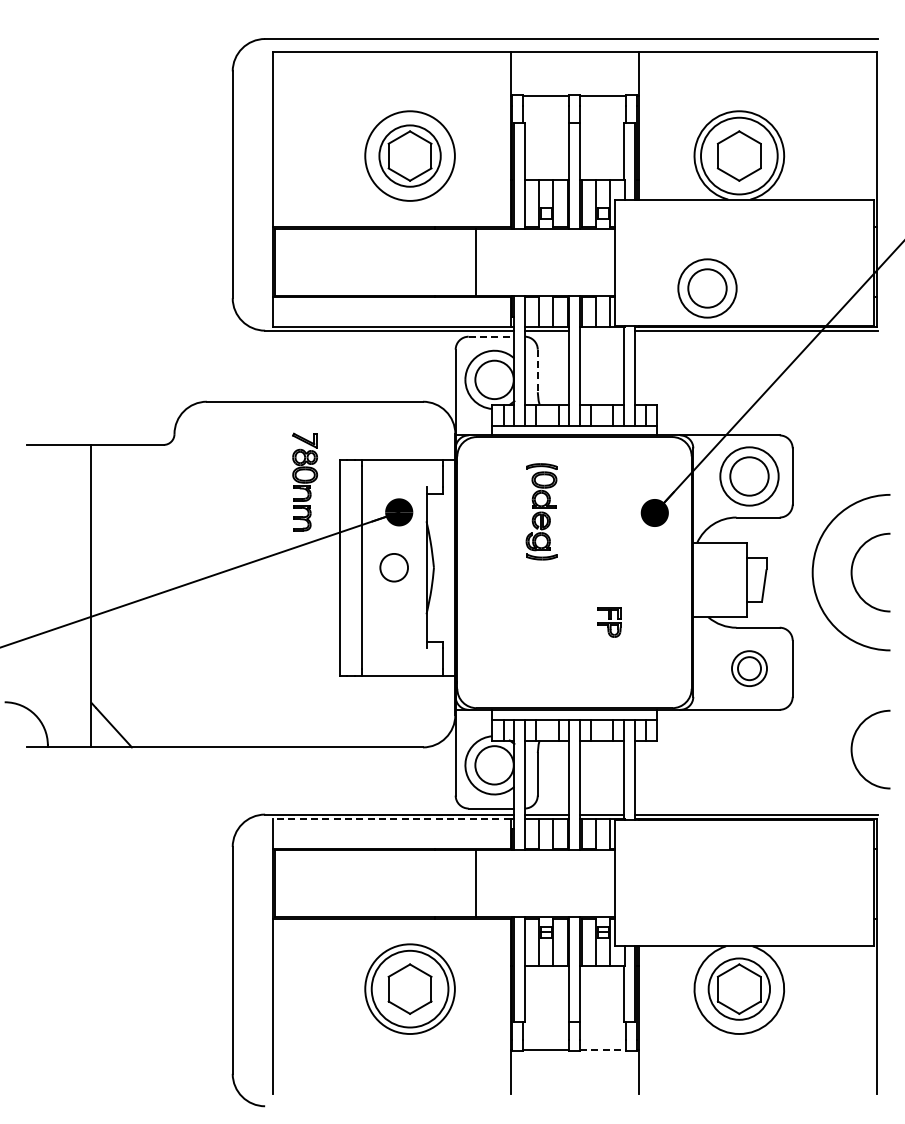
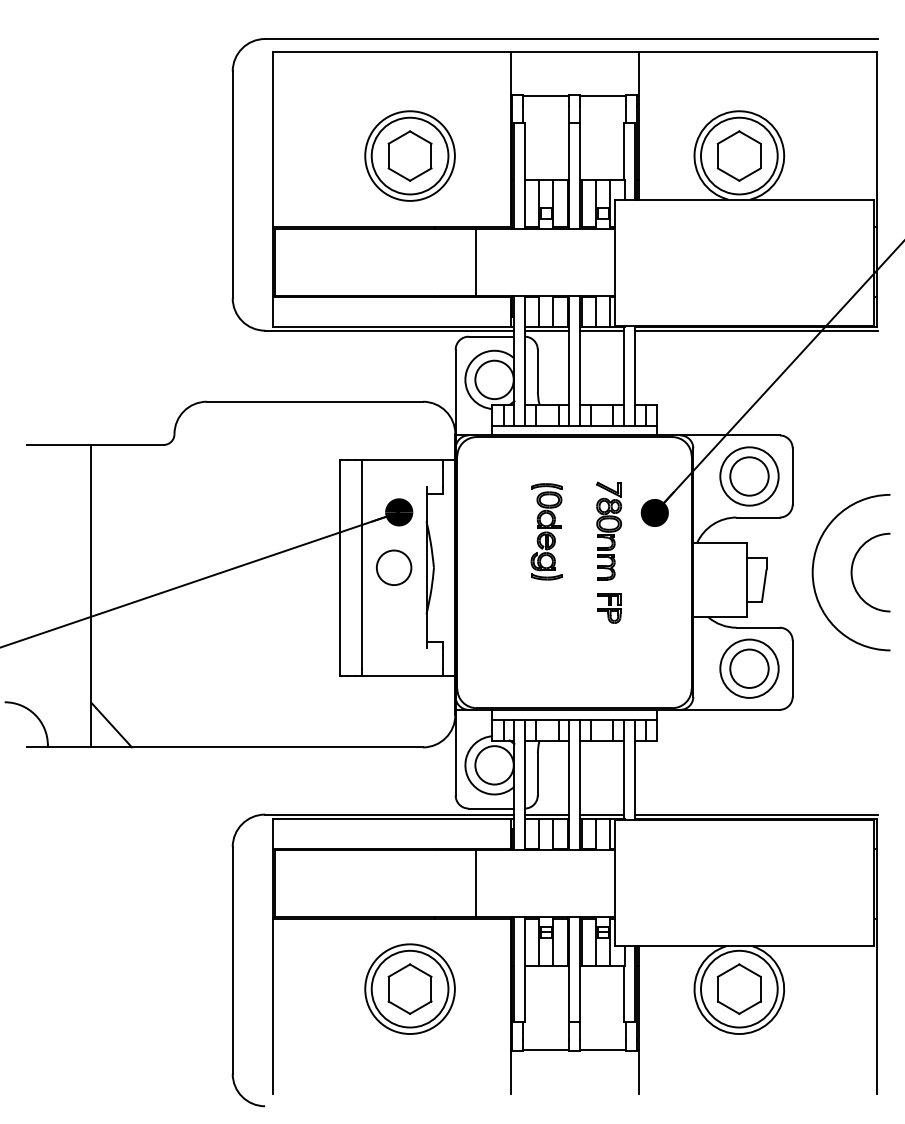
circle diameter: 61 px -> 77 px (409, 155)
part: present -> none (707, 288)
line: none -> present (602, 330)
line: dashed -> solid (491, 336)
line: dashed -> solid (537, 371)
part position: (304, 481) -> (608, 530) (608, 530)
part position: (541, 511) -> (546, 531) (546, 531)
circle size: 30x30 px -> 37x37 px (394, 567)
part position: (609, 622) -> (609, 608) (609, 608)
part size: 37x37 px -> 61x61 px (749, 668)
arc: present -> none (852, 749)
line: dashed -> solid (391, 819)
circle diameter: 61 px -> 77 px (739, 988)
line: dashed -> solid (603, 1050)
